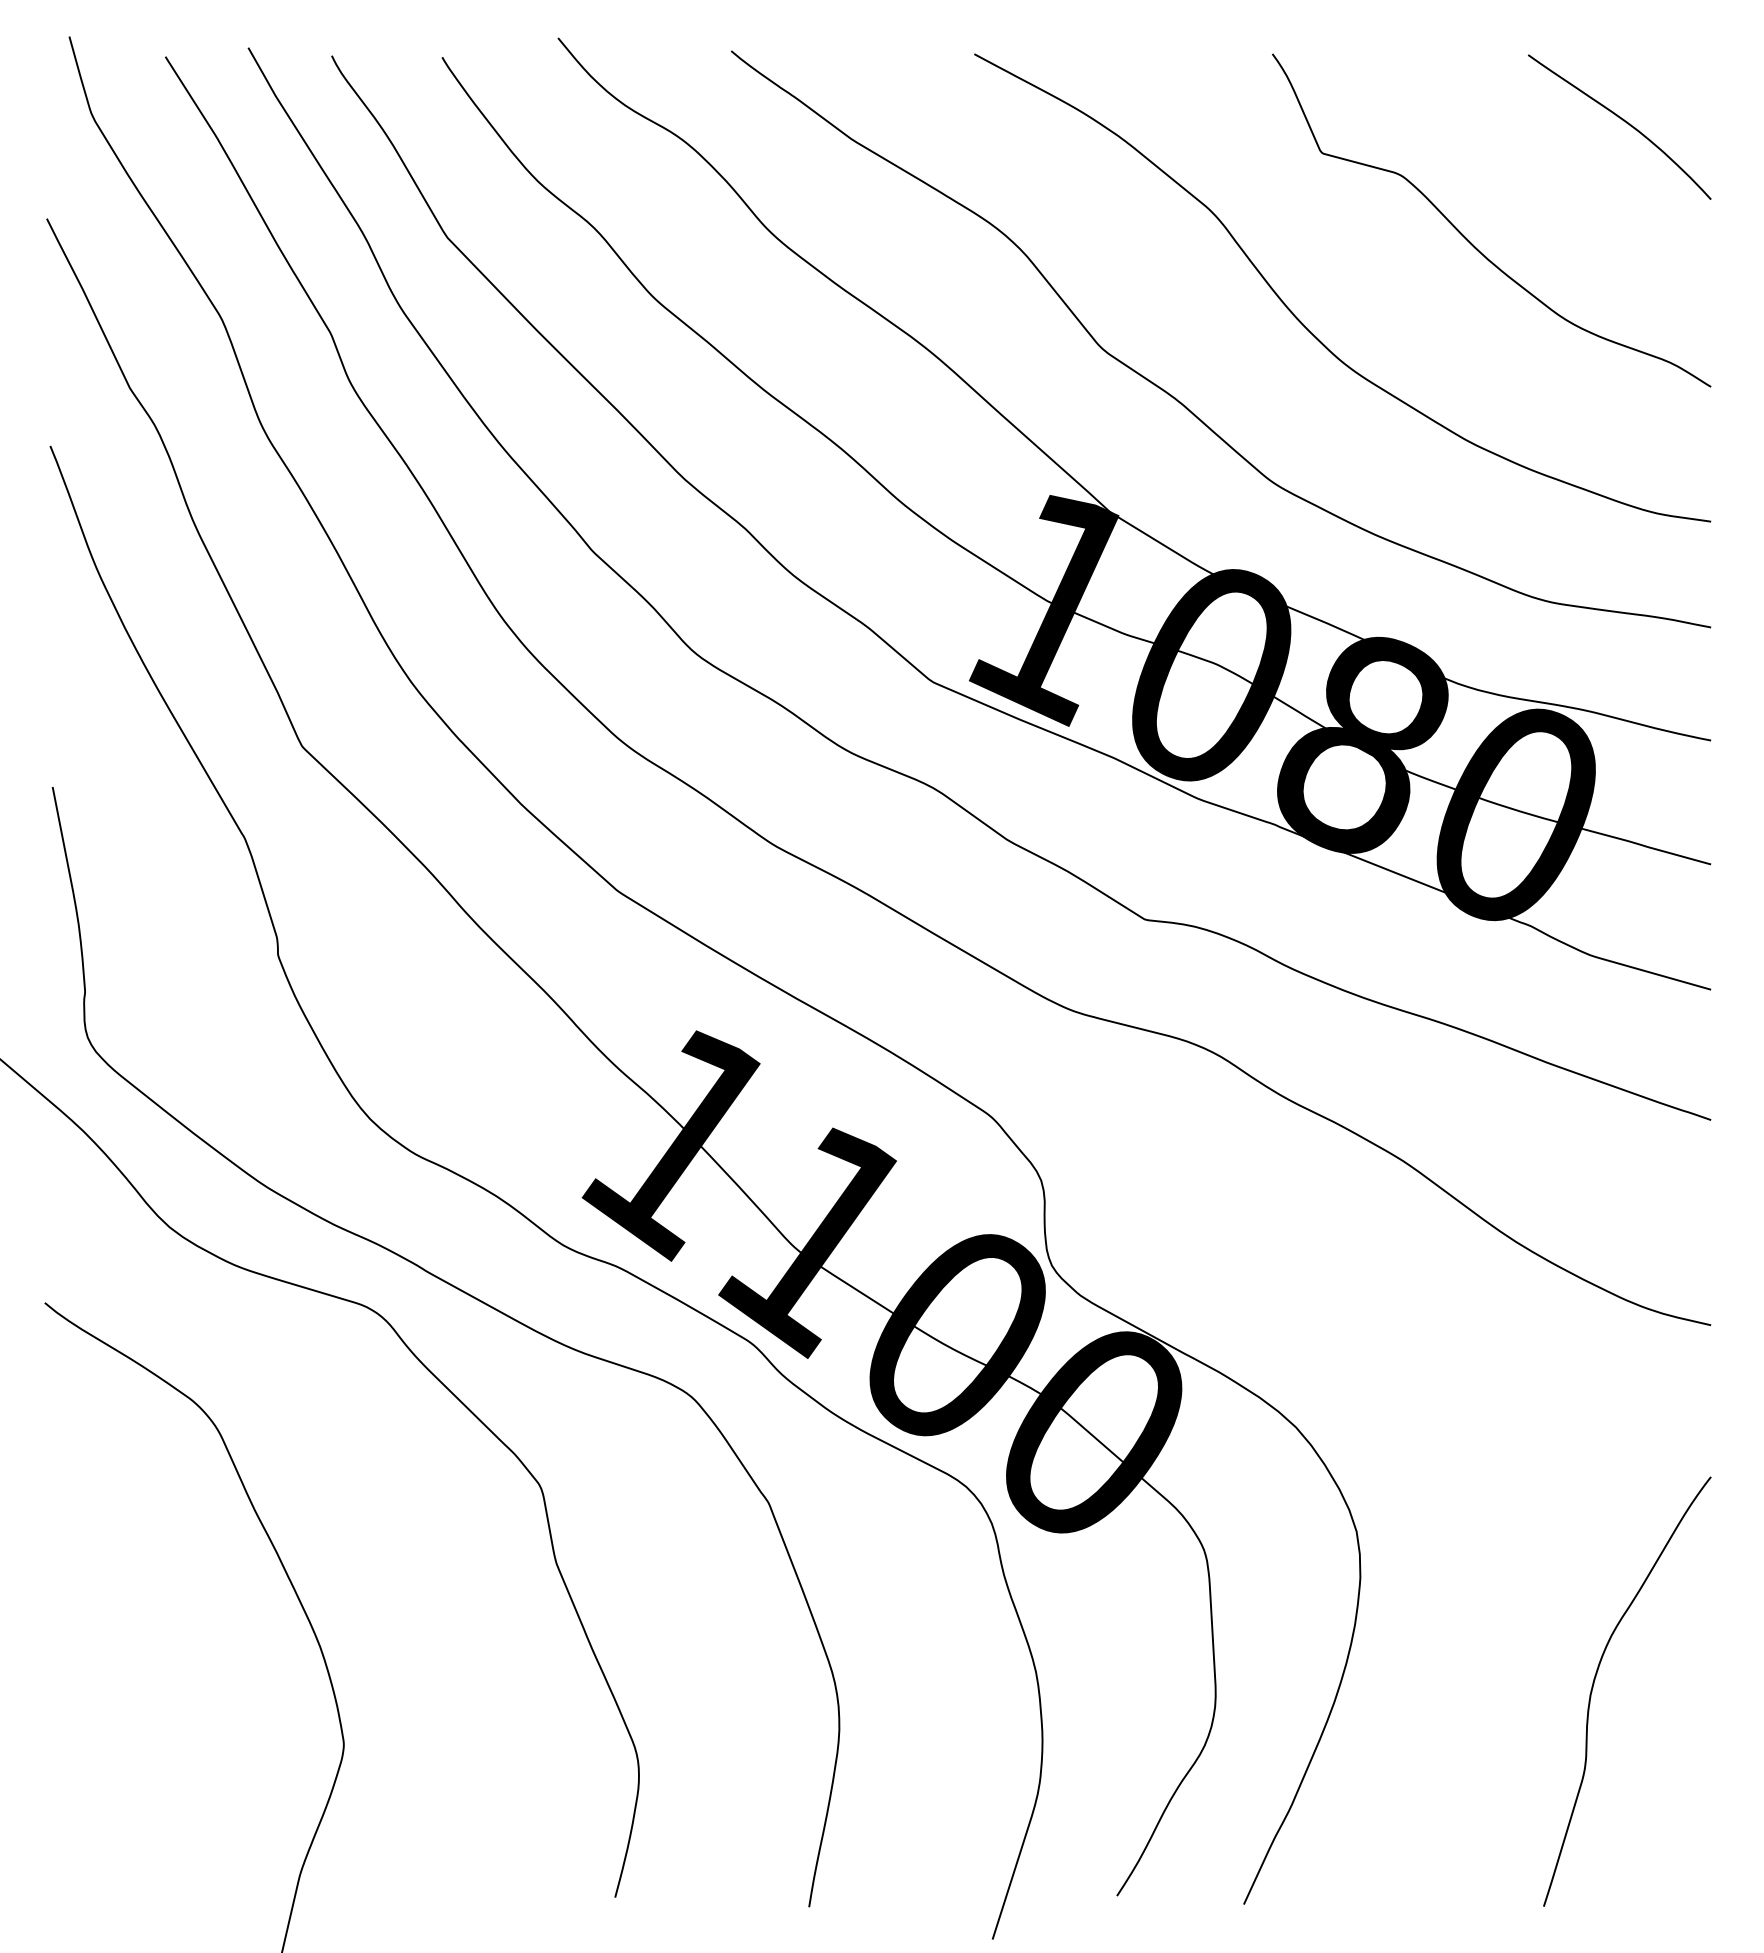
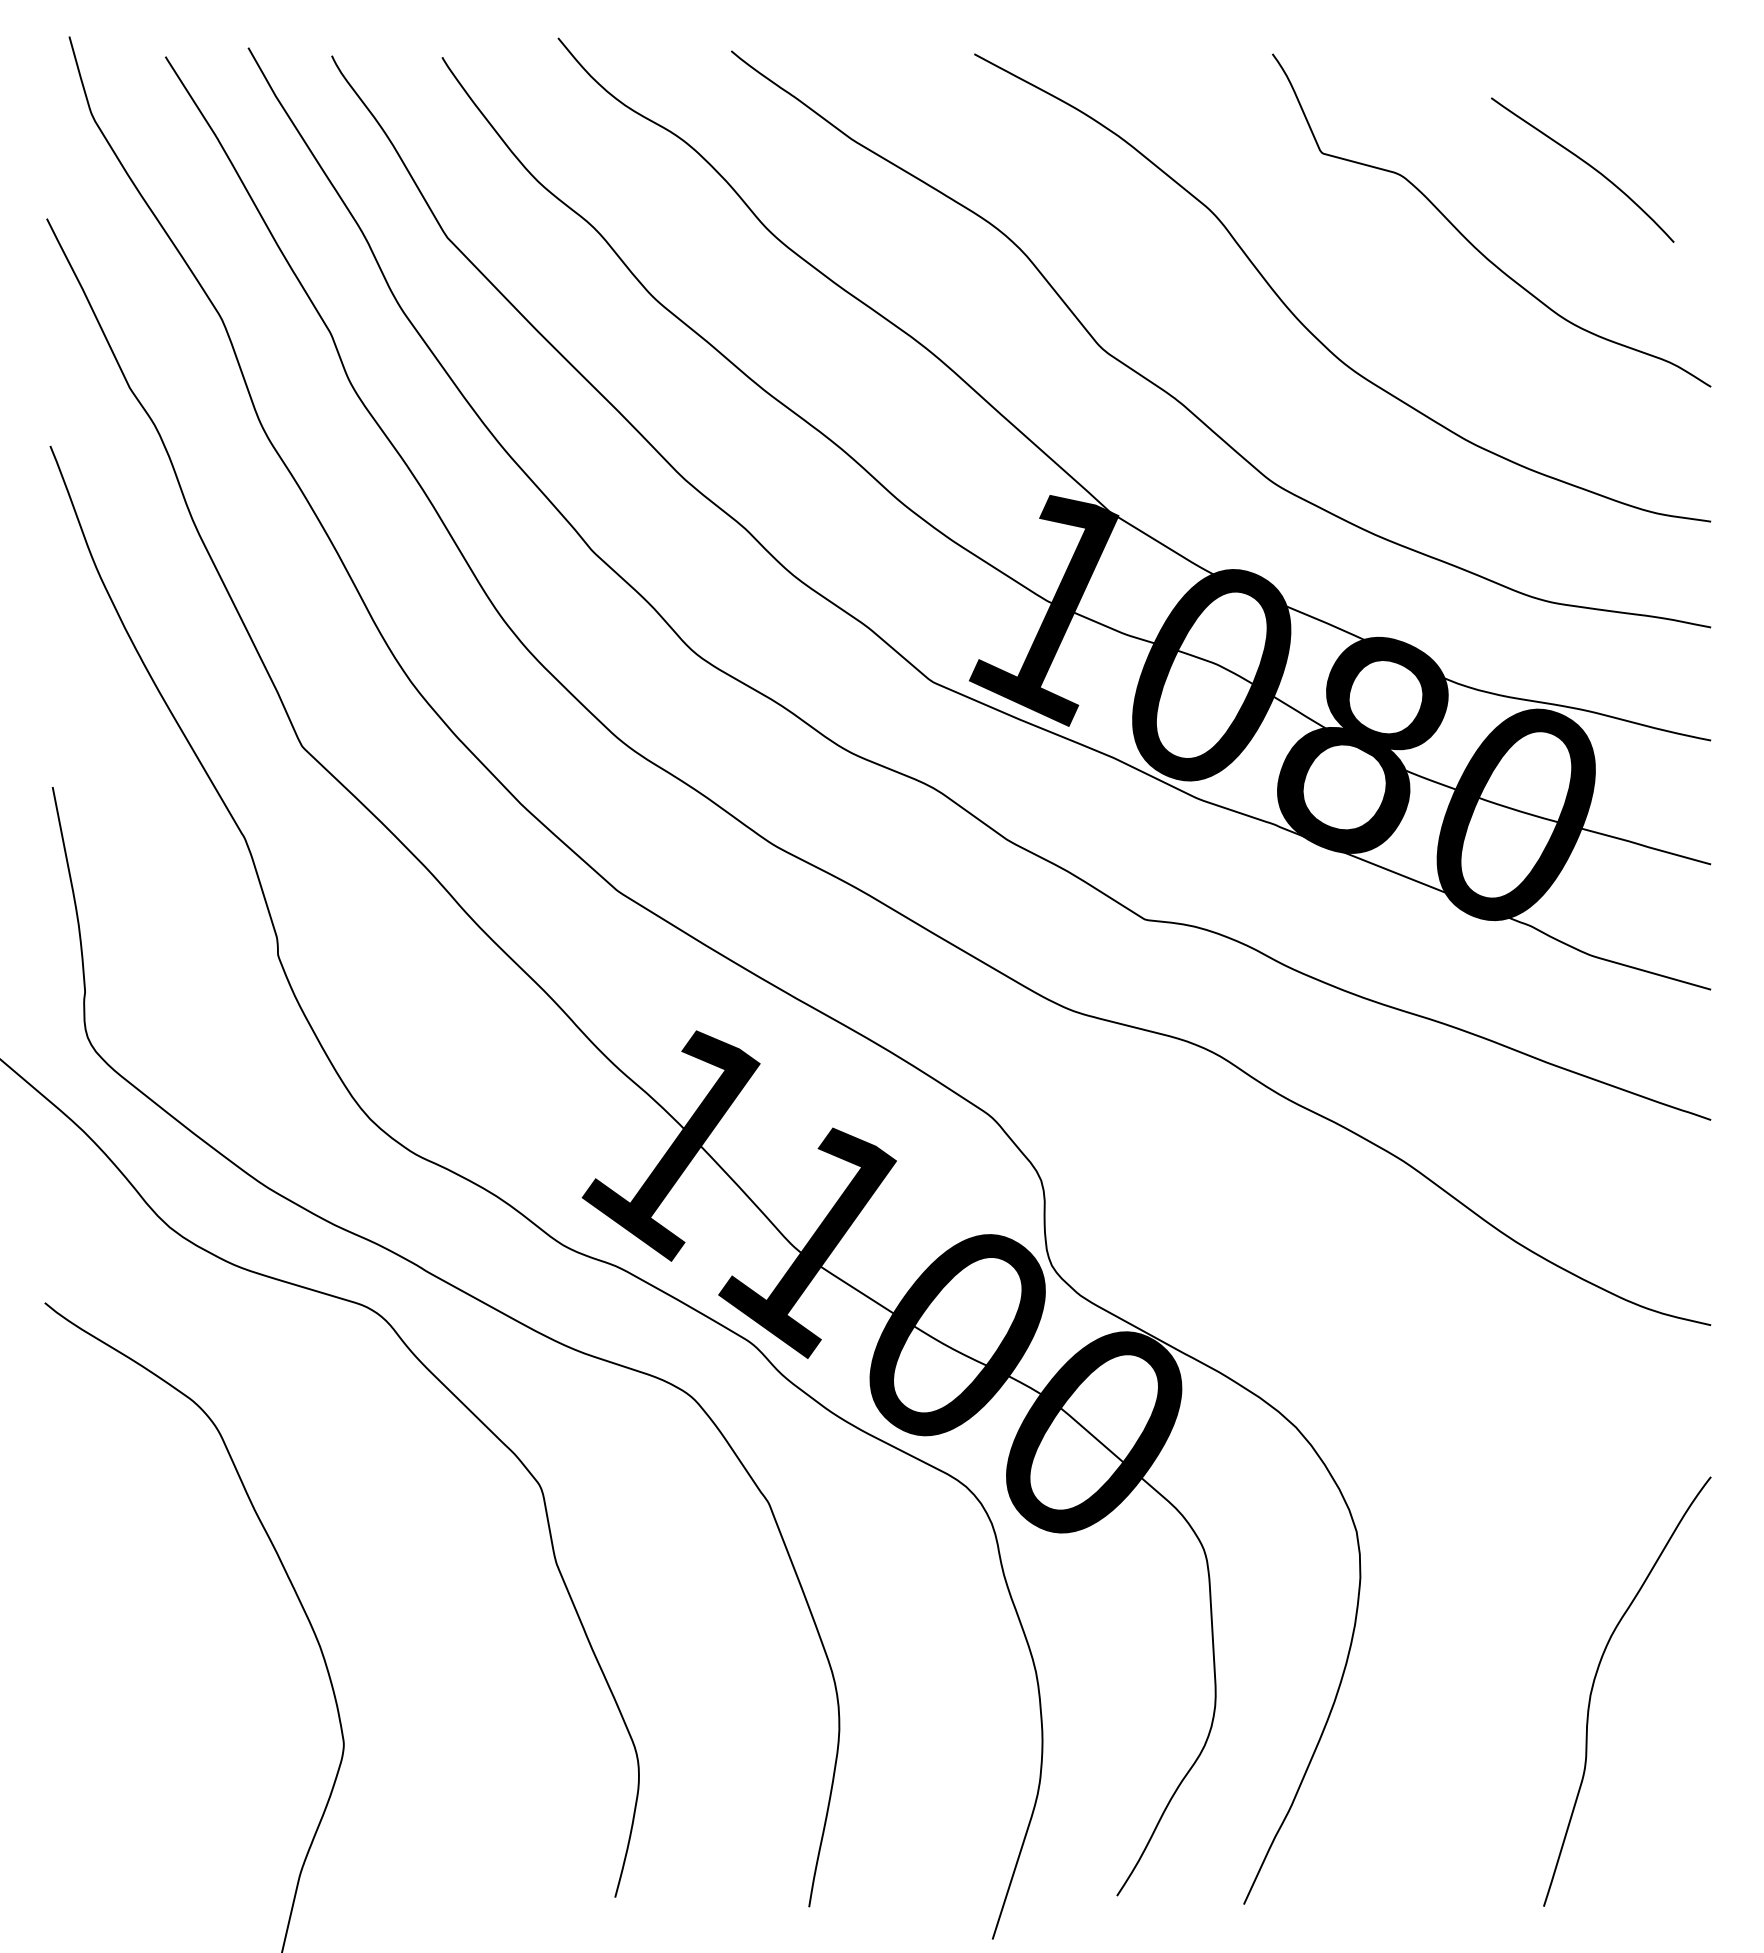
curve position: (1623, 121) -> (1586, 164) (1586, 164)
